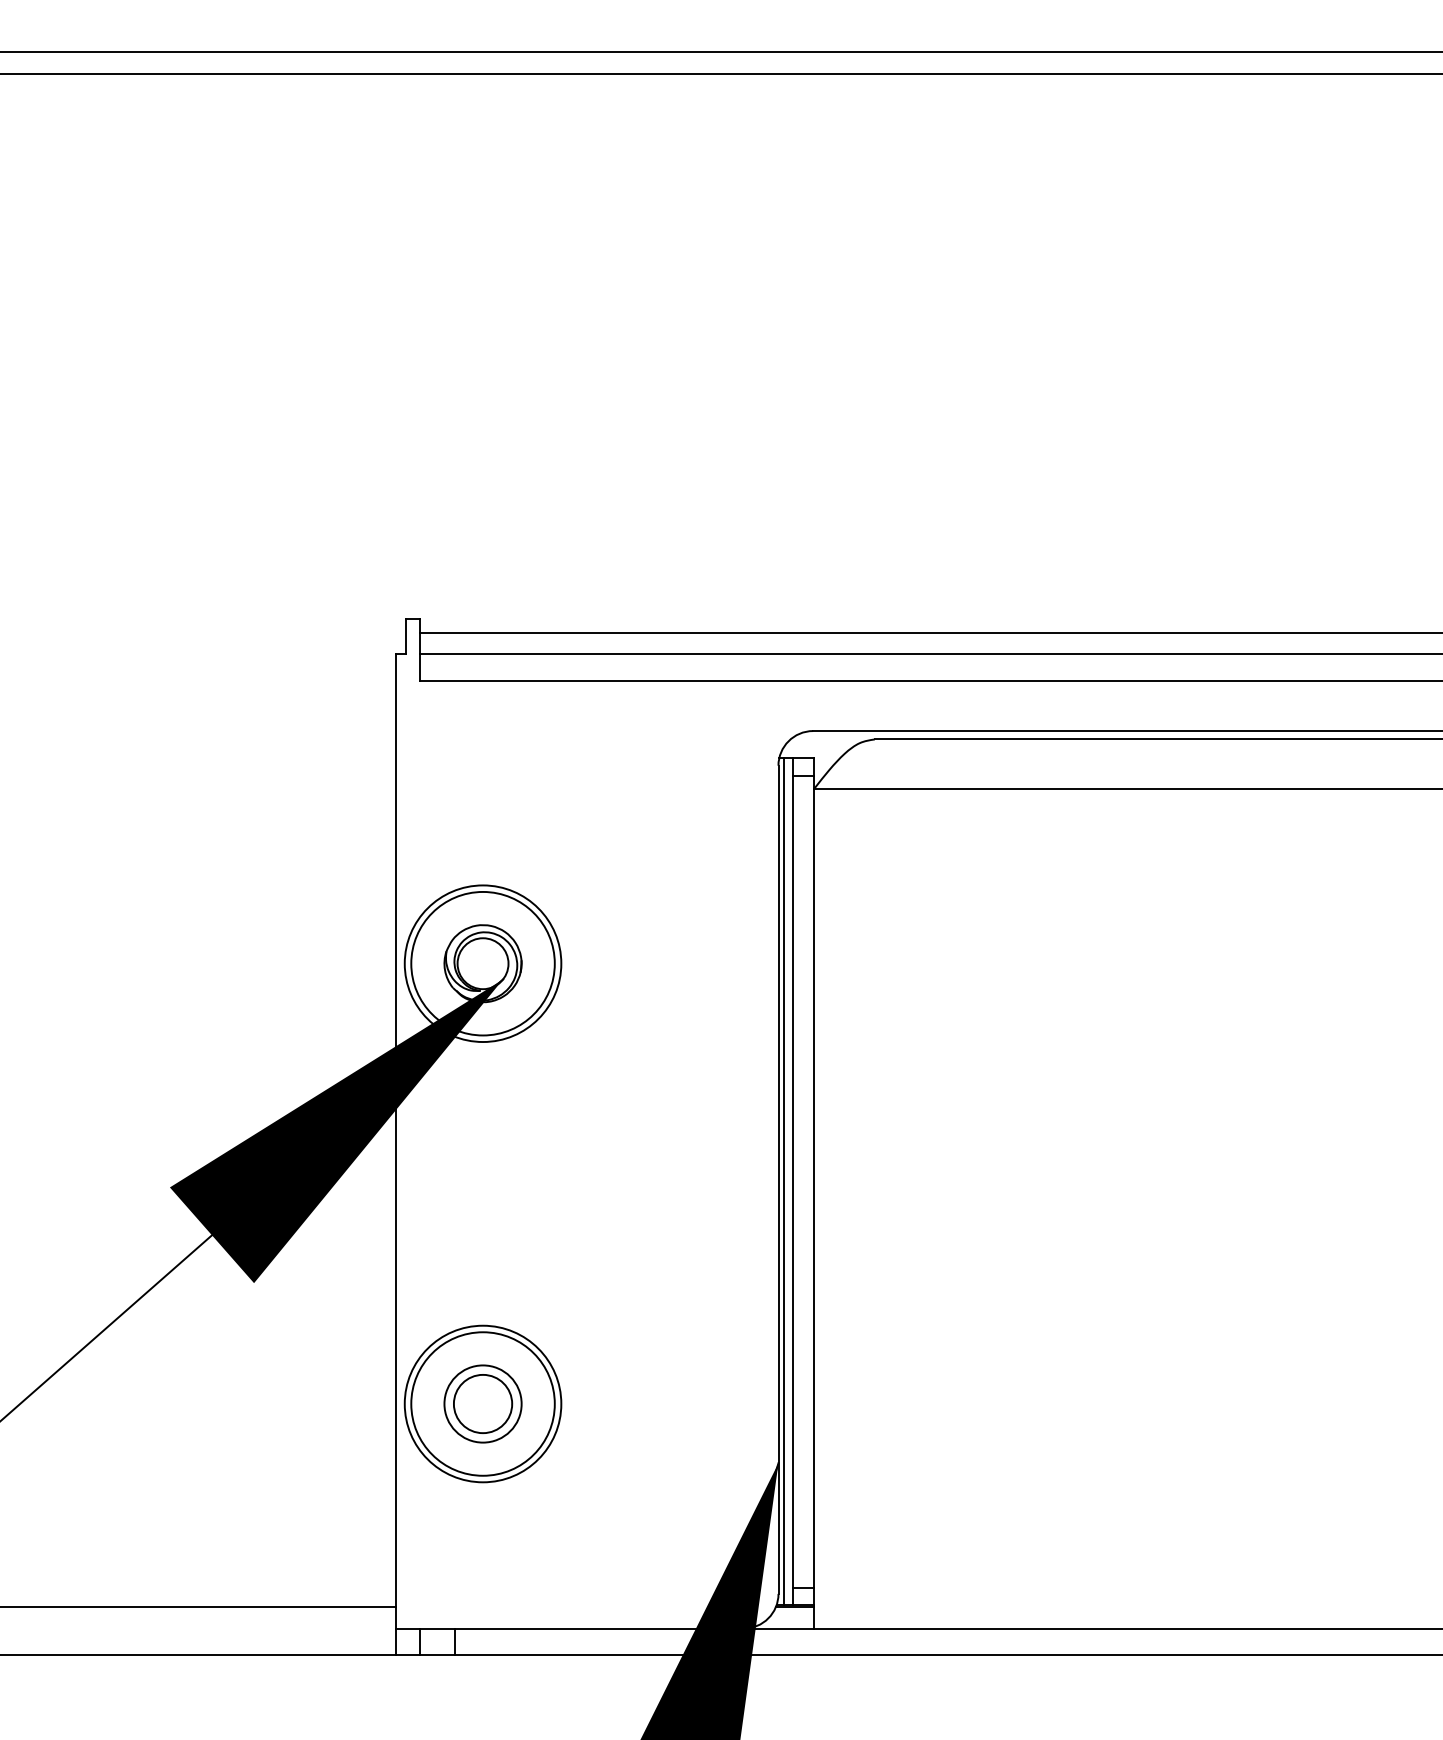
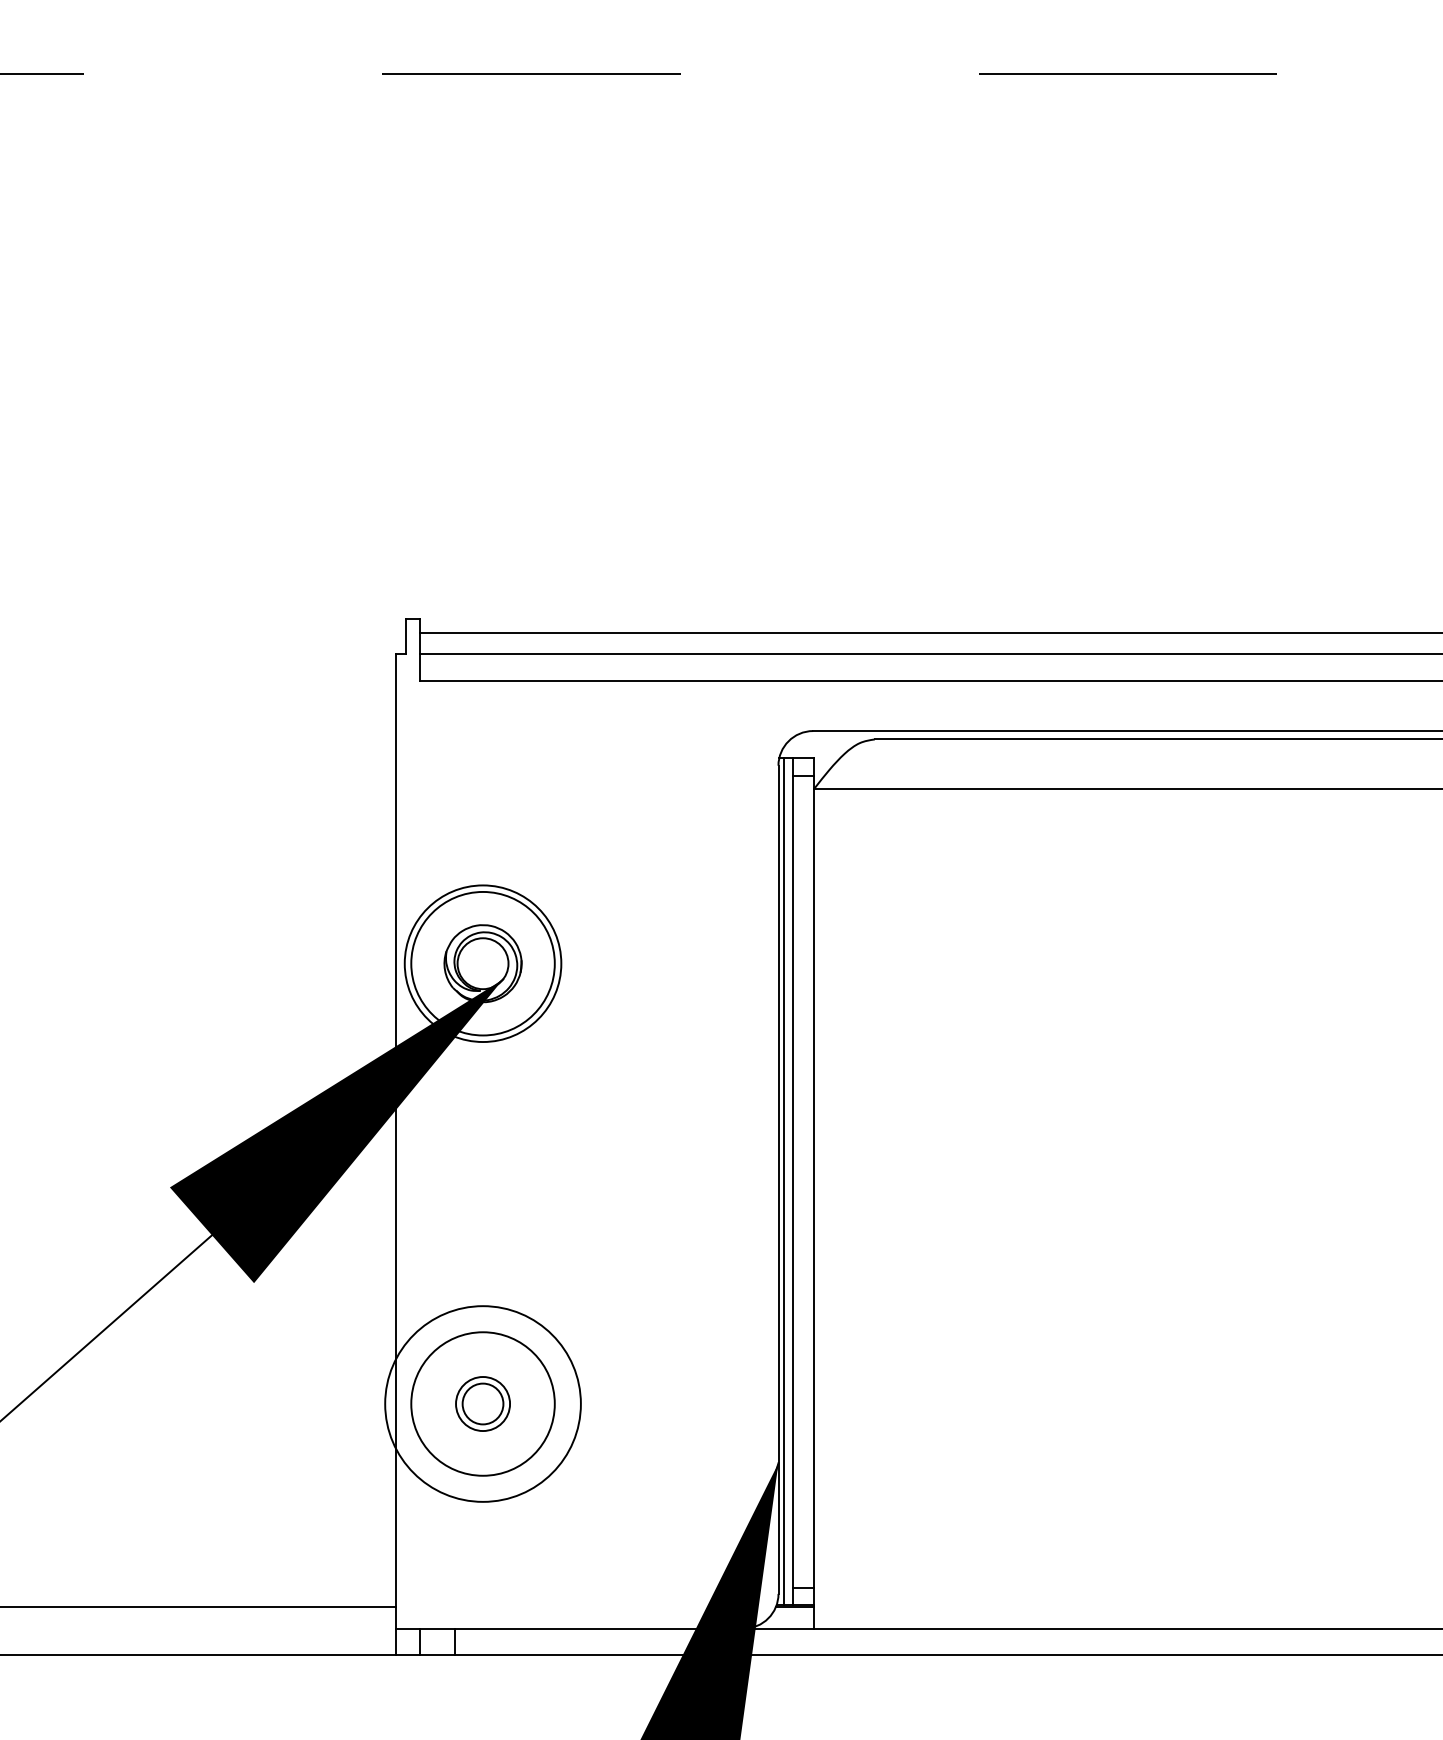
line: present -> none (720, 52)
line: solid -> dashed (721, 74)
circle diameter: 157 px -> 196 px (482, 1403)
part size: 80x80 px -> 56x56 px (482, 1403)
